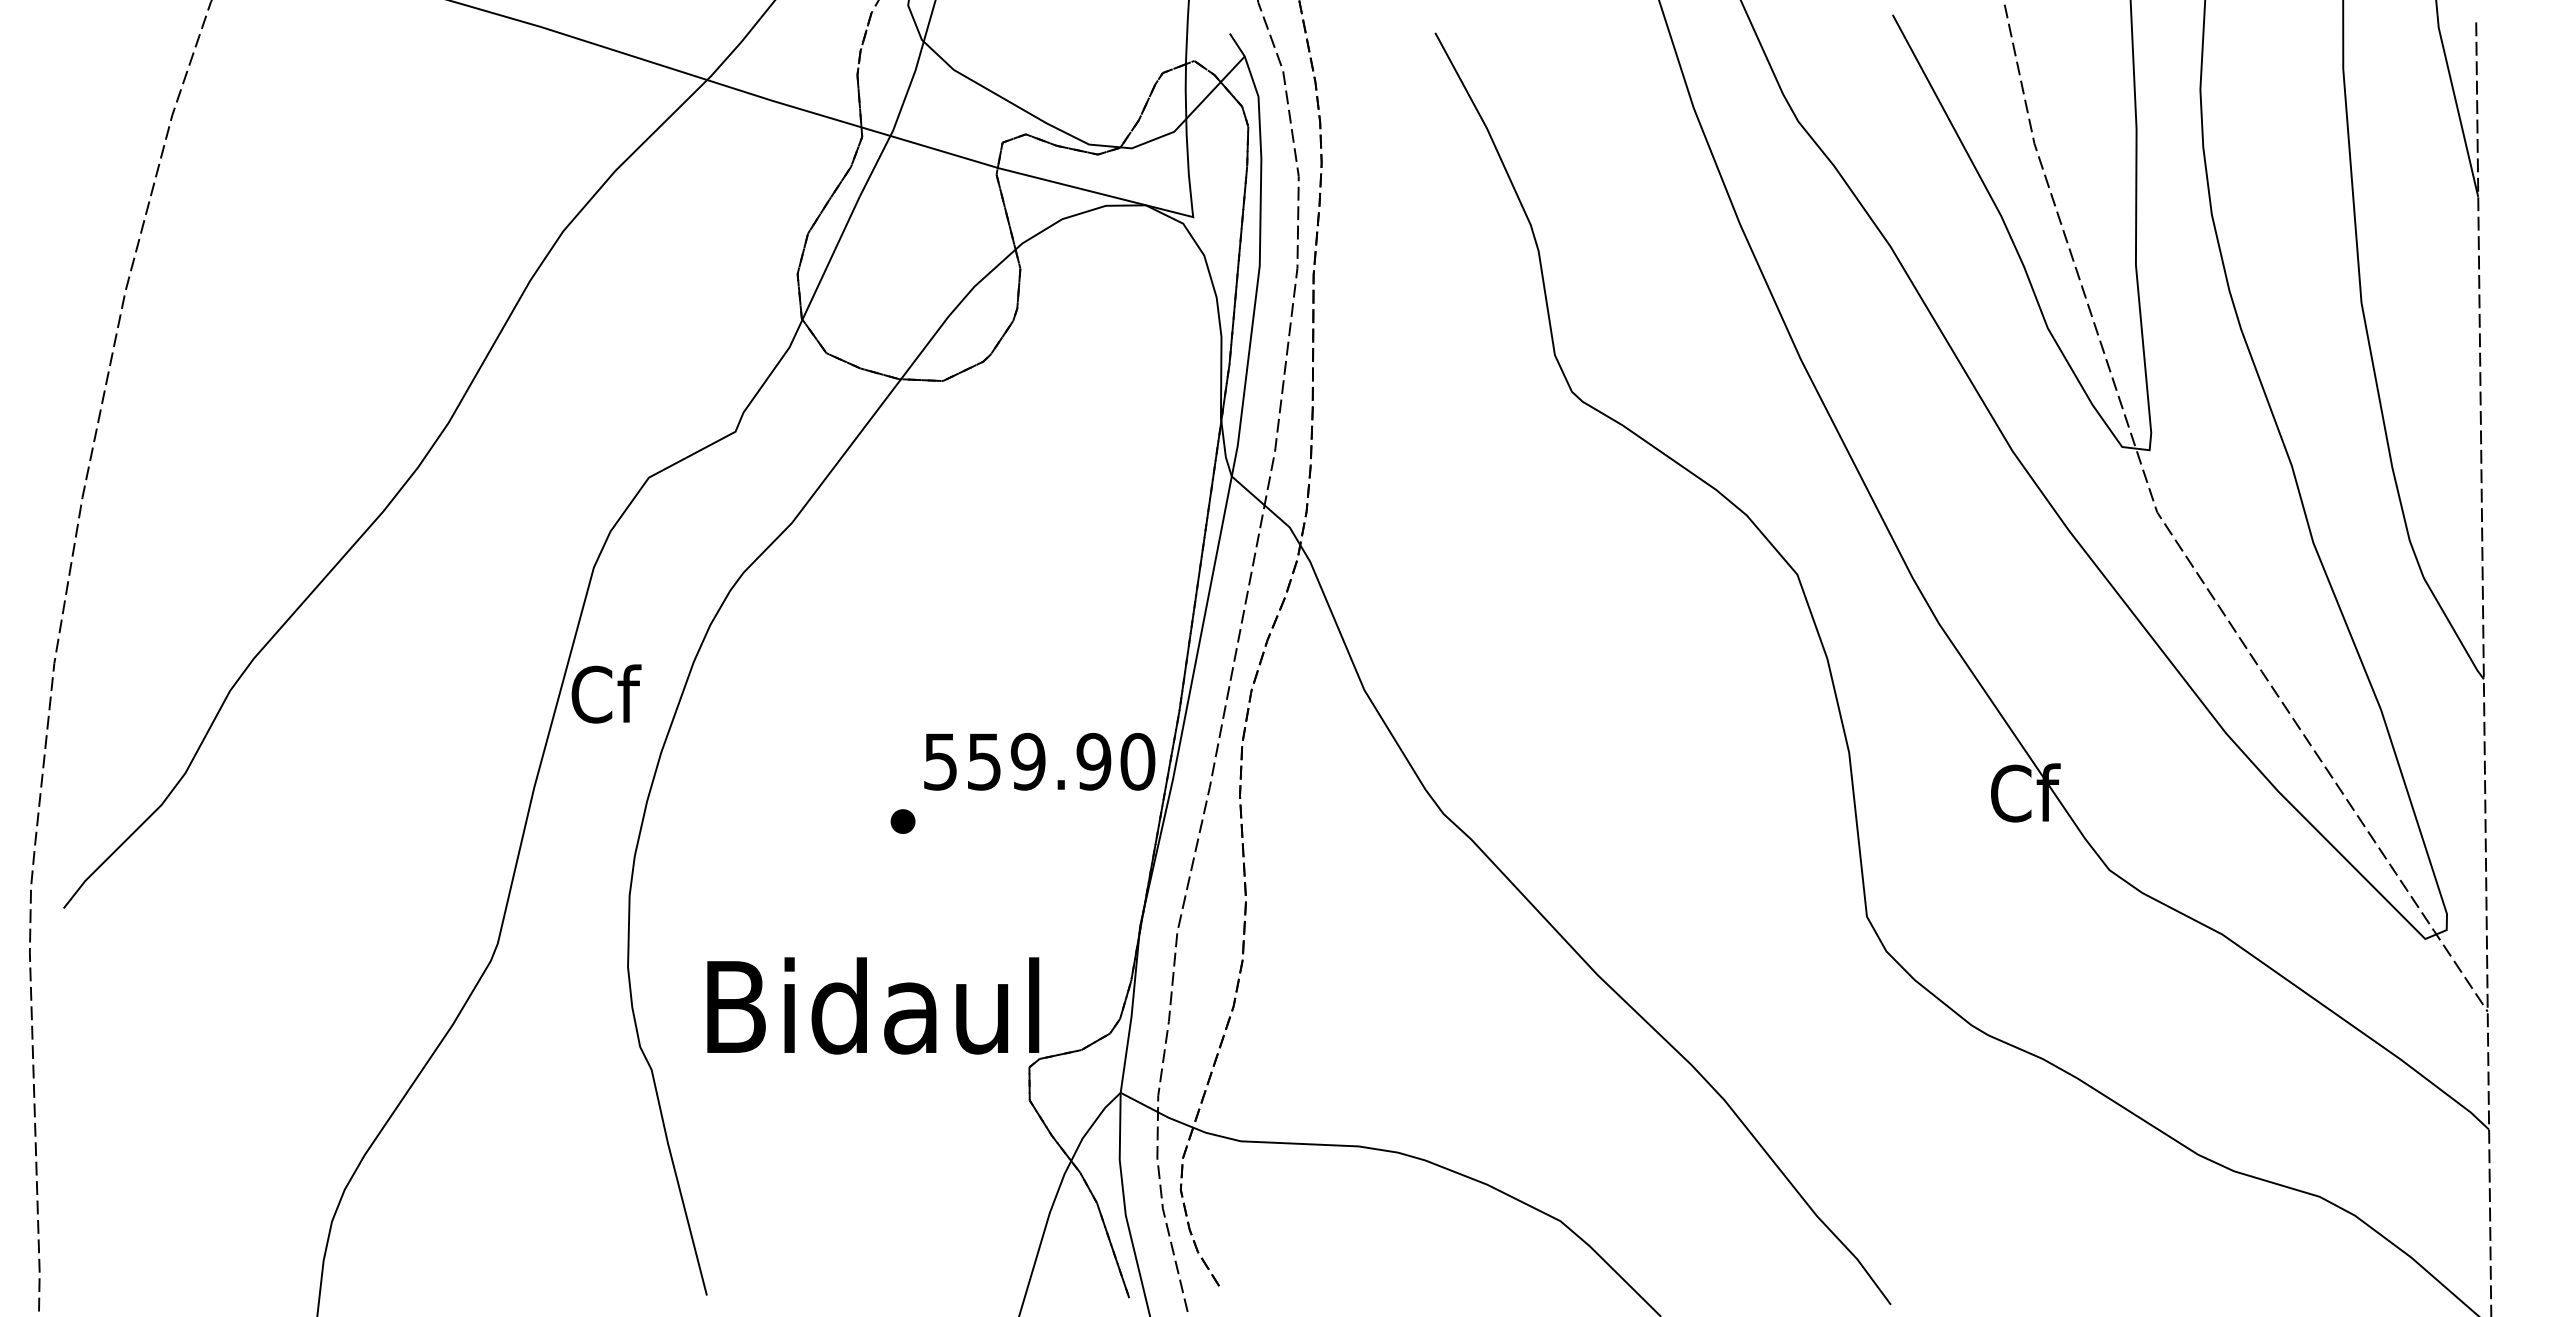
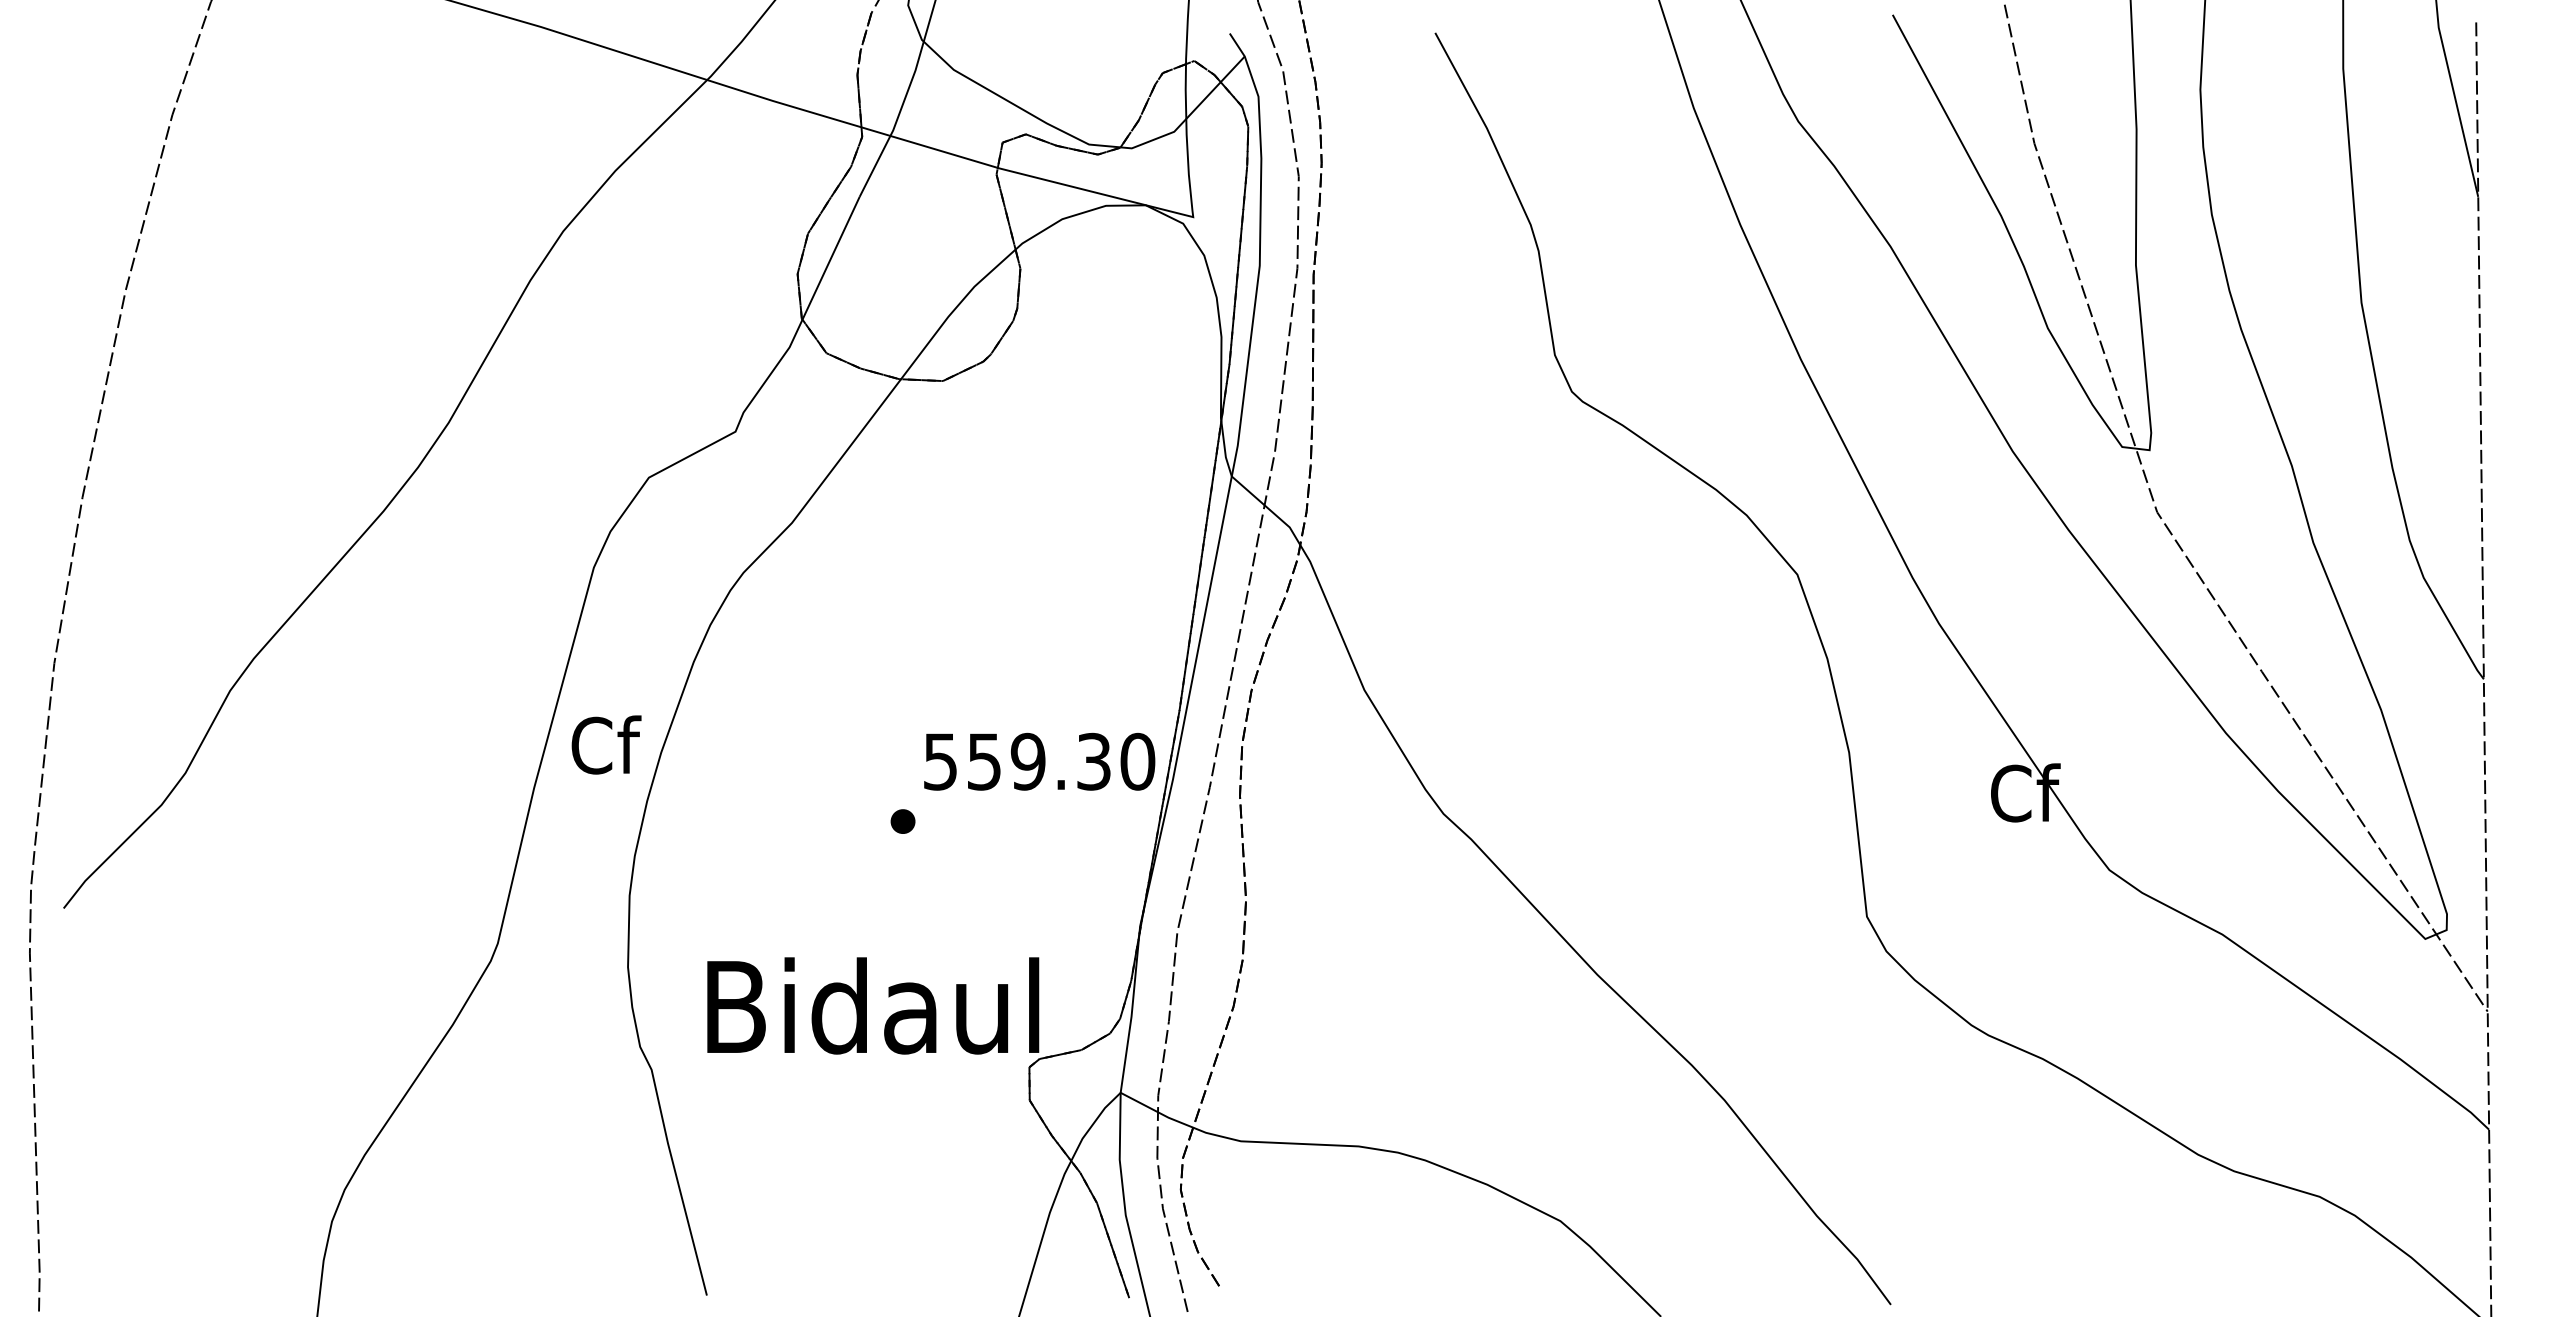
text position: (606, 693) -> (606, 744) (606, 744)
text: 559.90 -> 559.30 (1093, 761)
